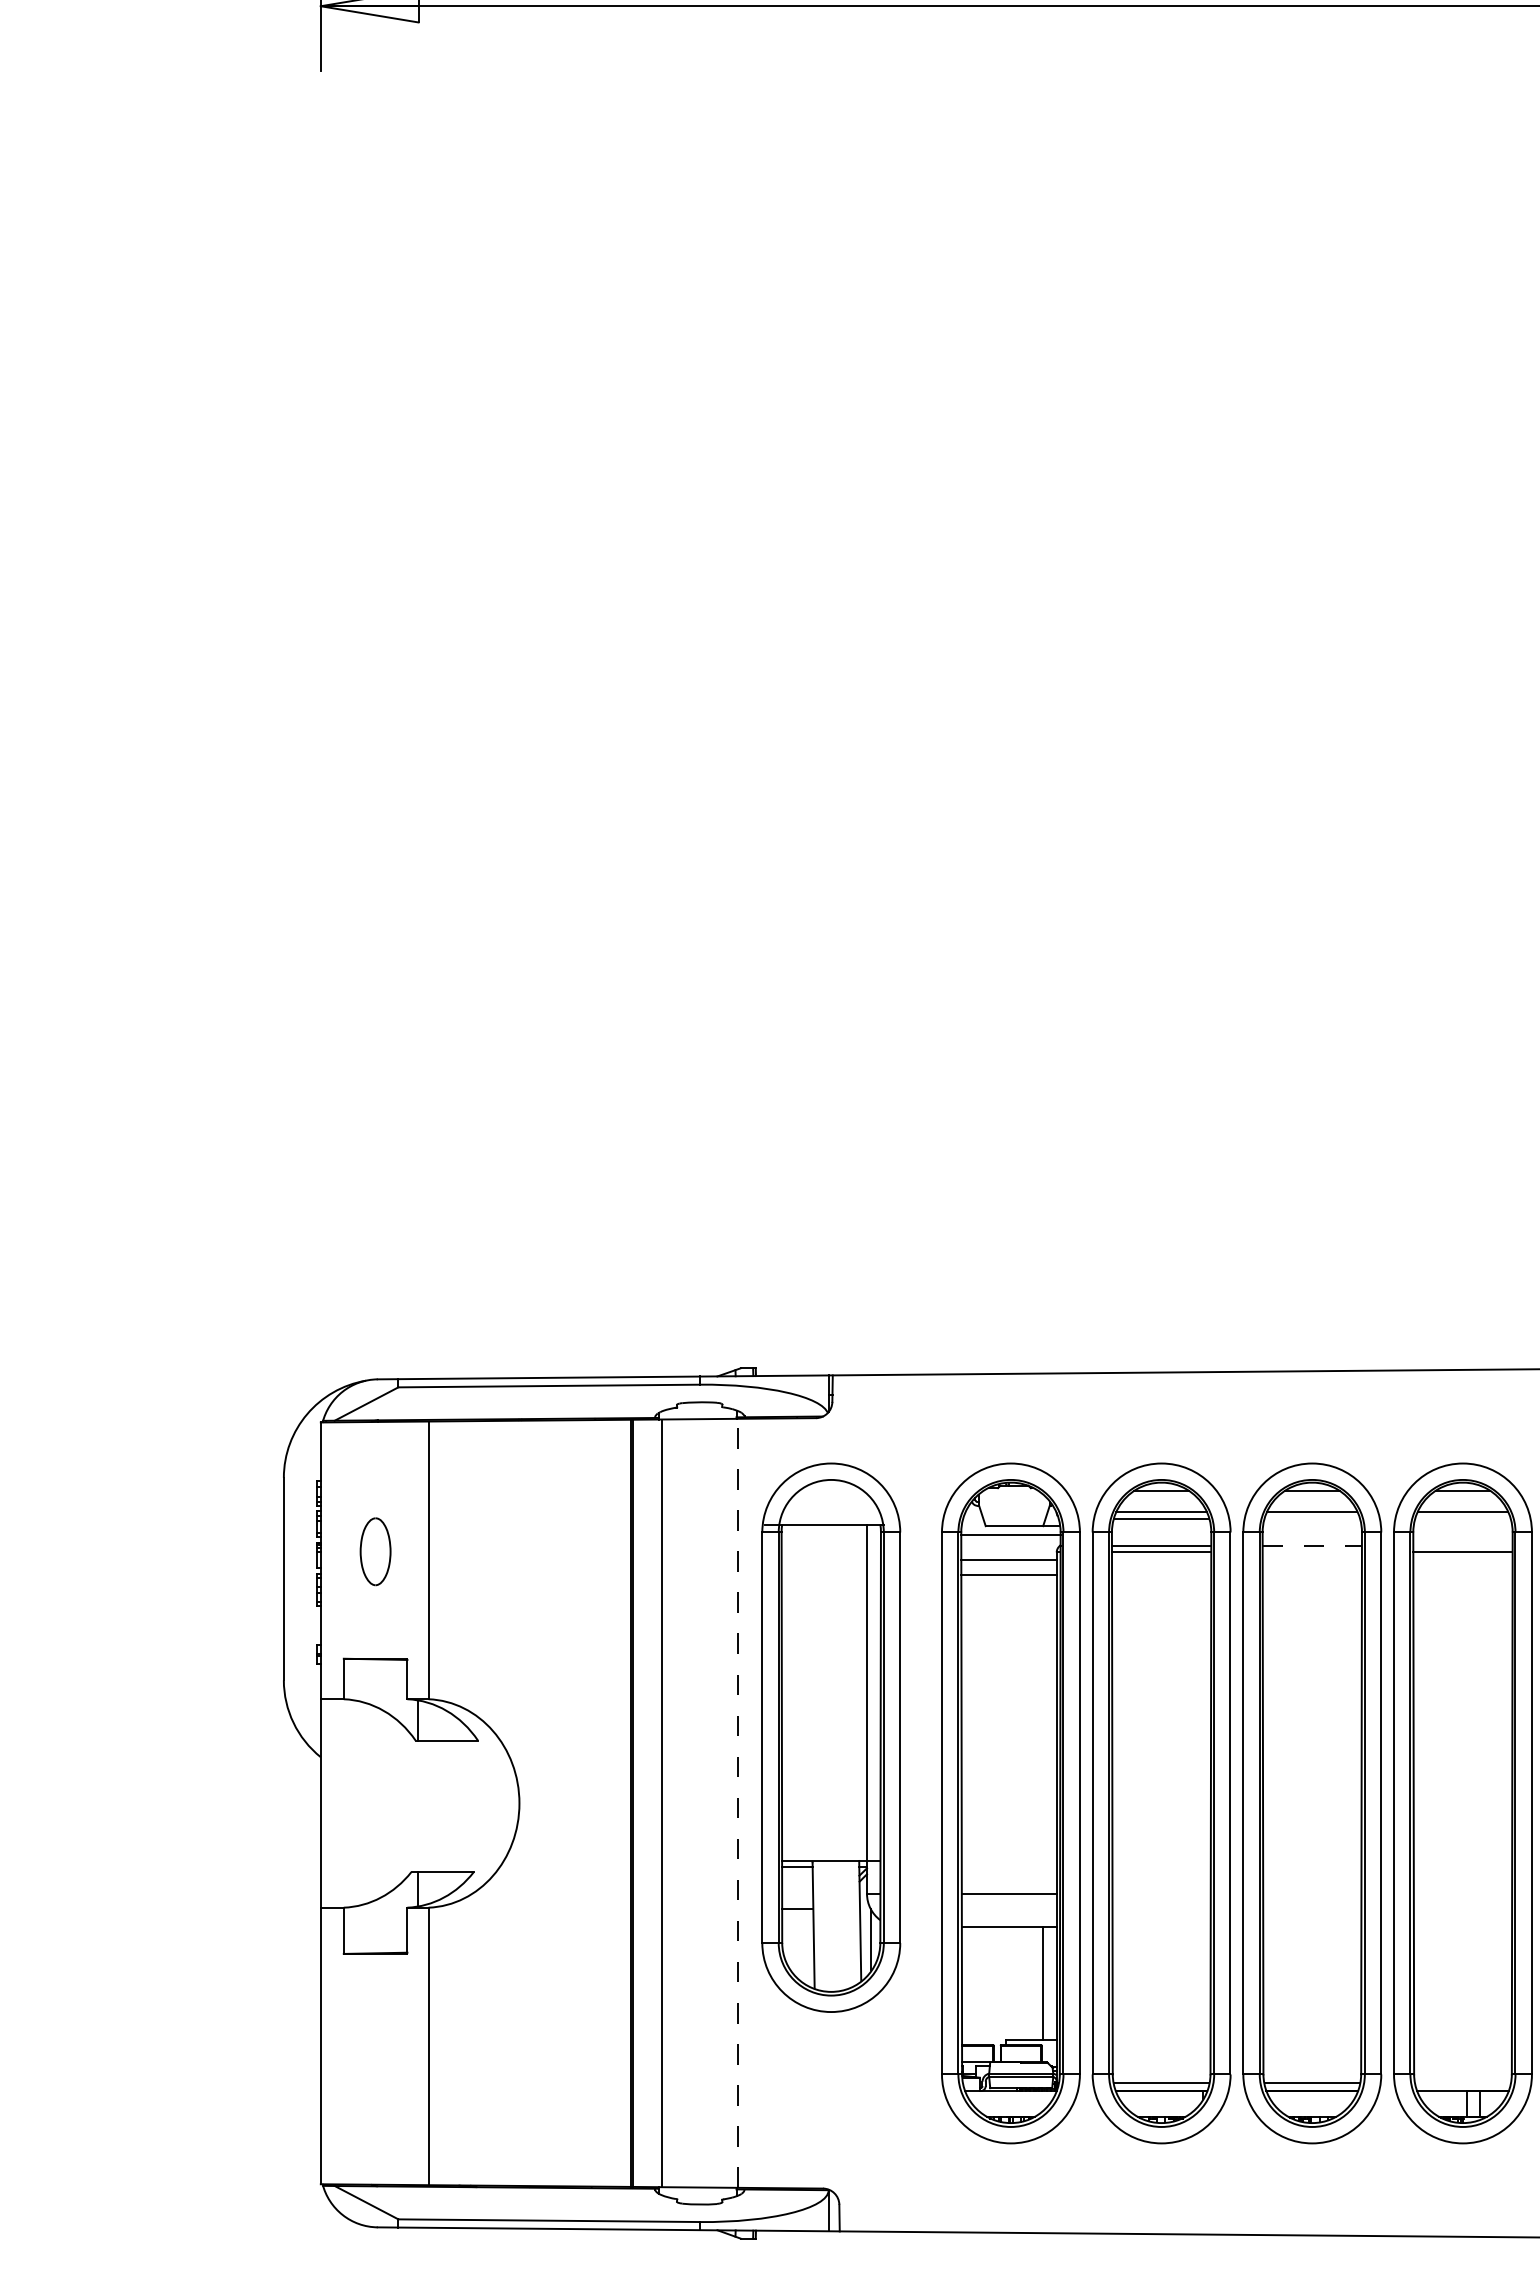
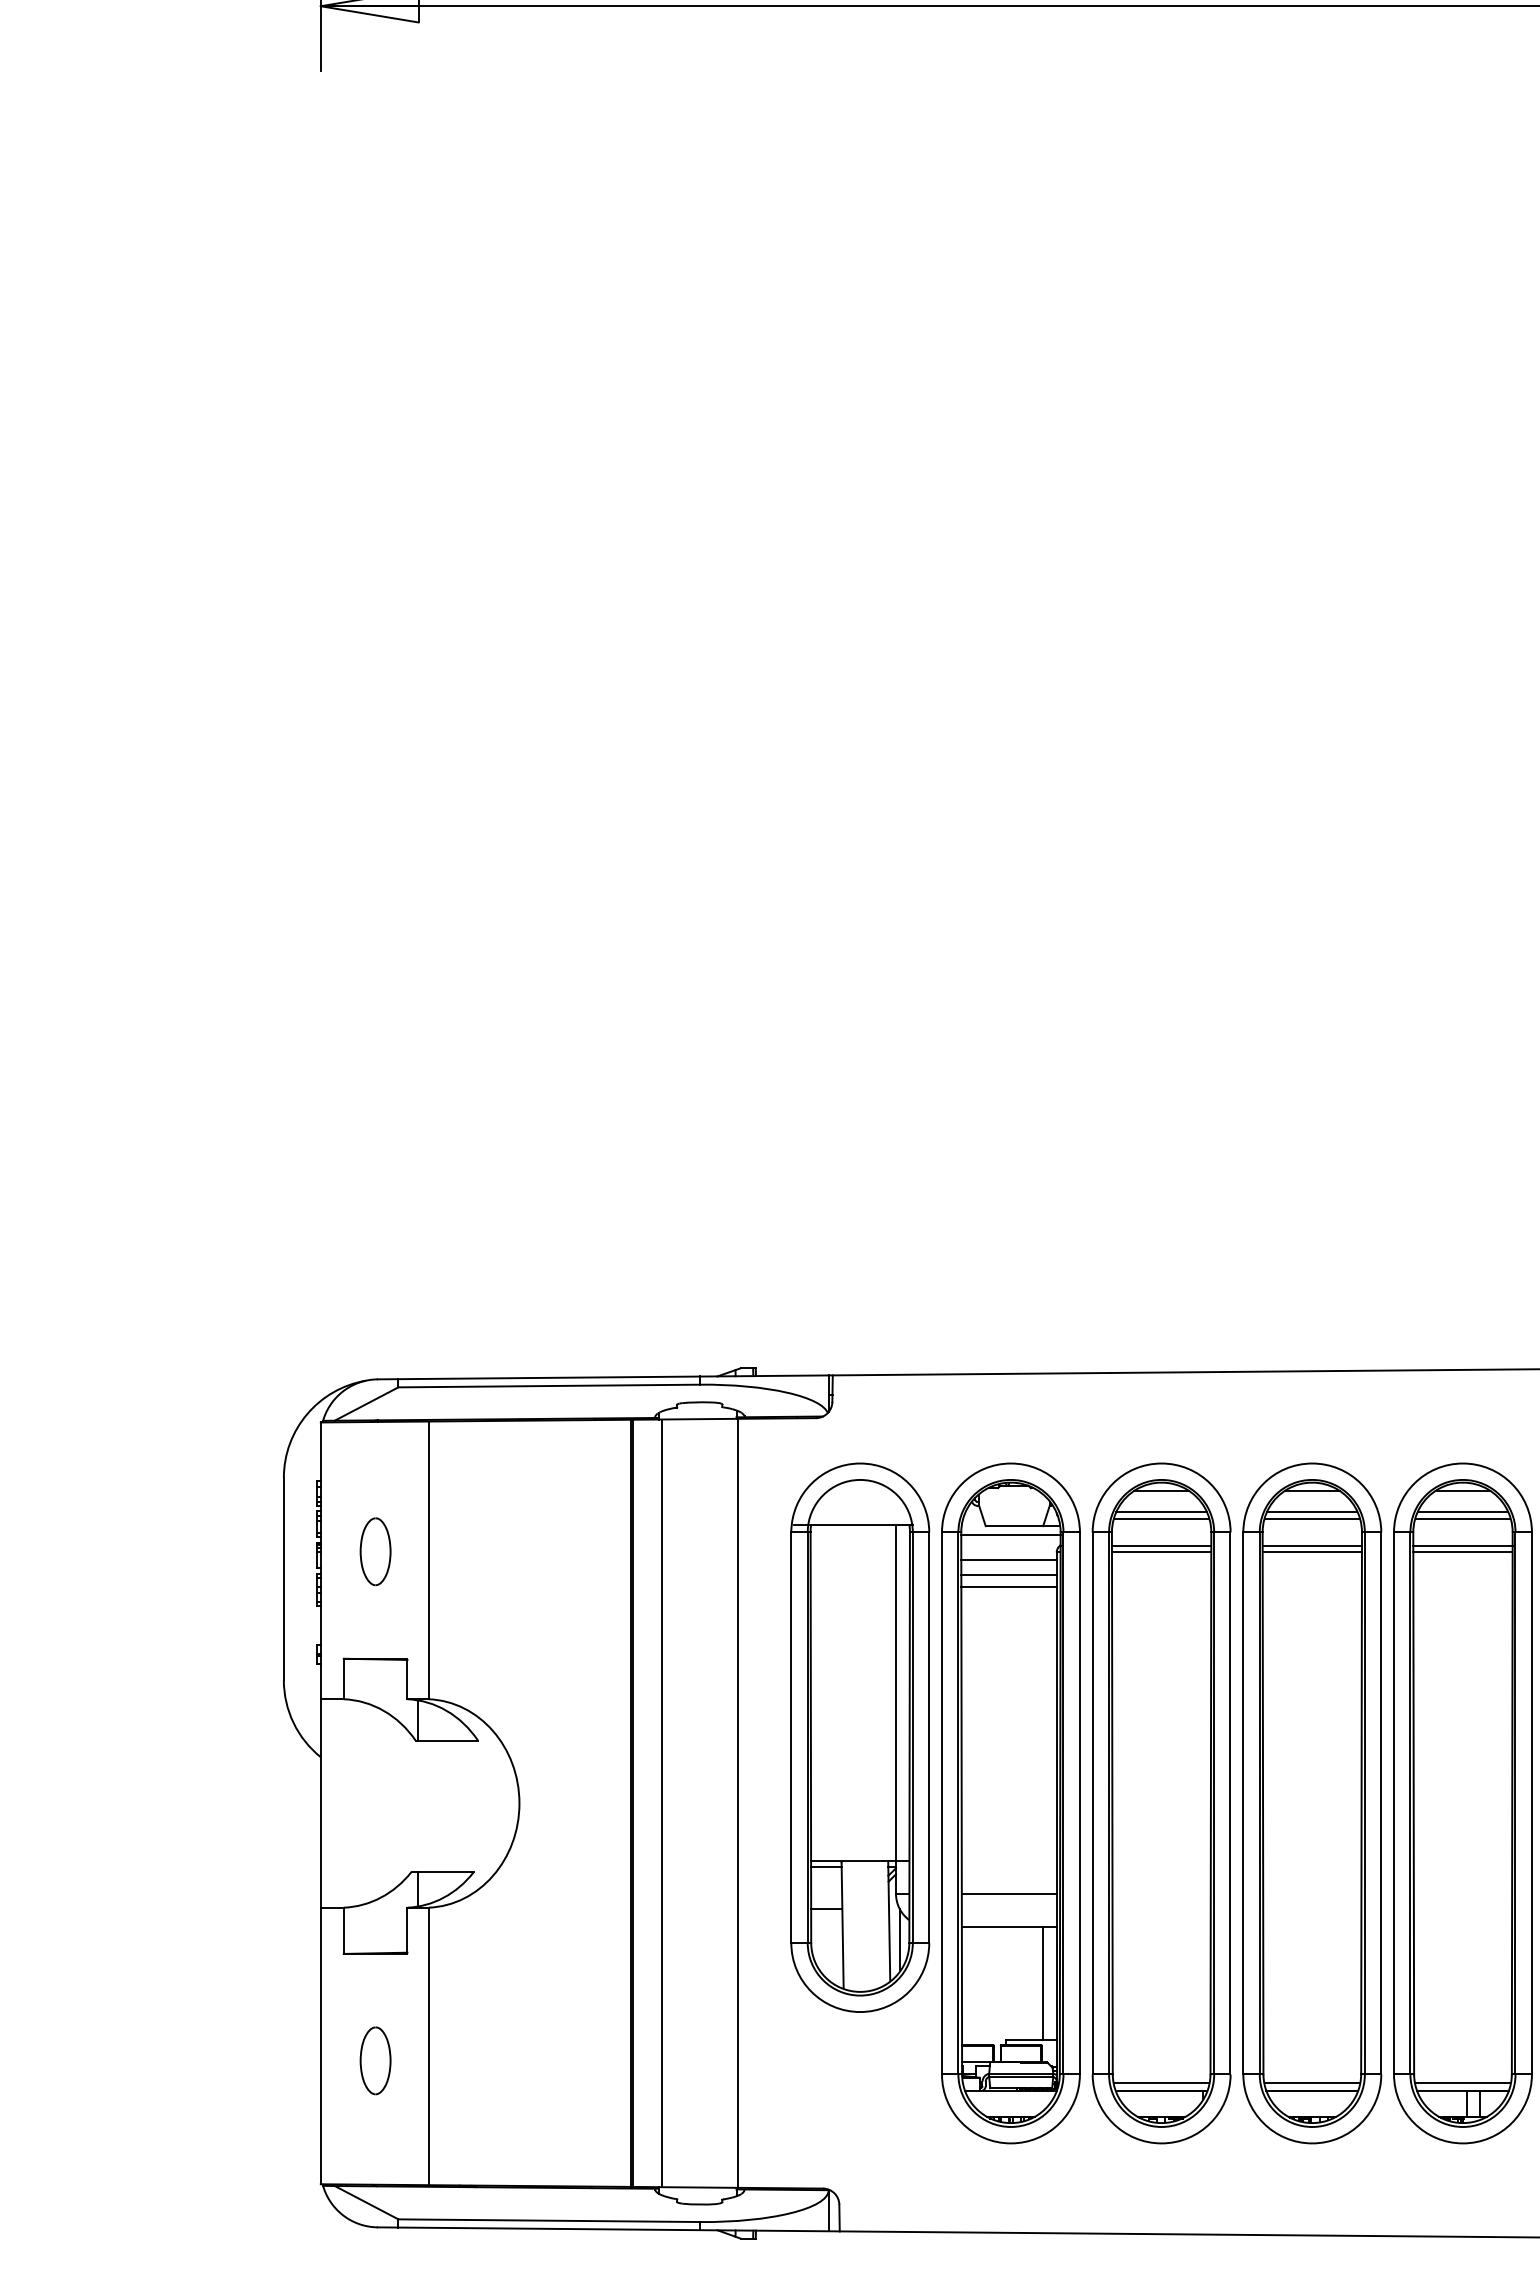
line: none -> present (1311, 1519)
line: none -> present (1462, 1519)
line: dashed -> solid (1312, 1545)
line: none -> present (1462, 1545)
line: none -> present (1311, 1552)
line: none -> present (1008, 1587)
part position: (831, 1737) -> (860, 1737) (860, 1737)
line: dashed -> solid (737, 1802)
part: none -> present (375, 2060)
line: none -> present (1462, 2082)
